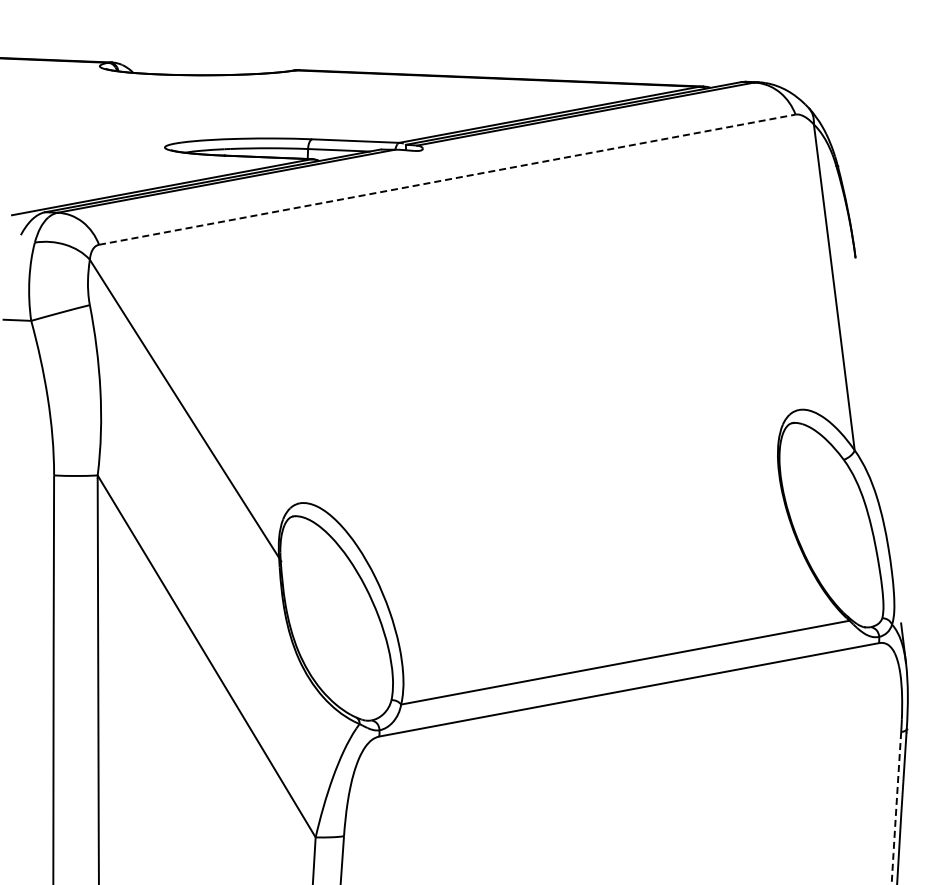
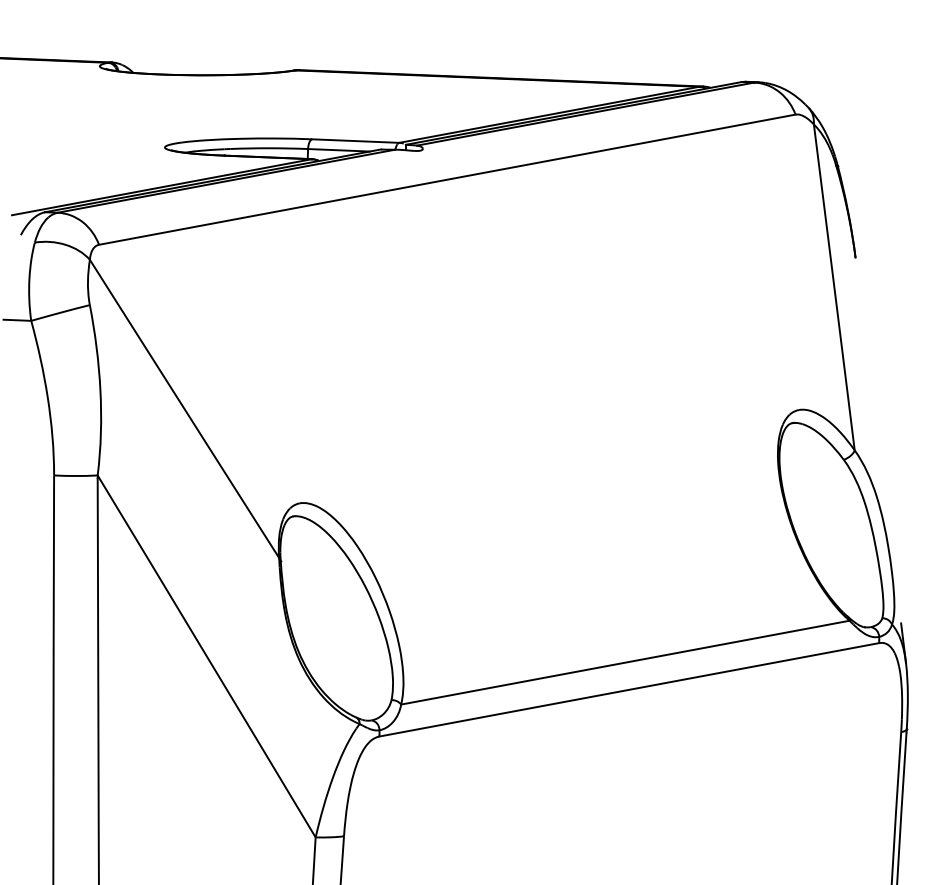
line: dashed -> solid (447, 179)
arc: dashed -> solid (896, 808)
